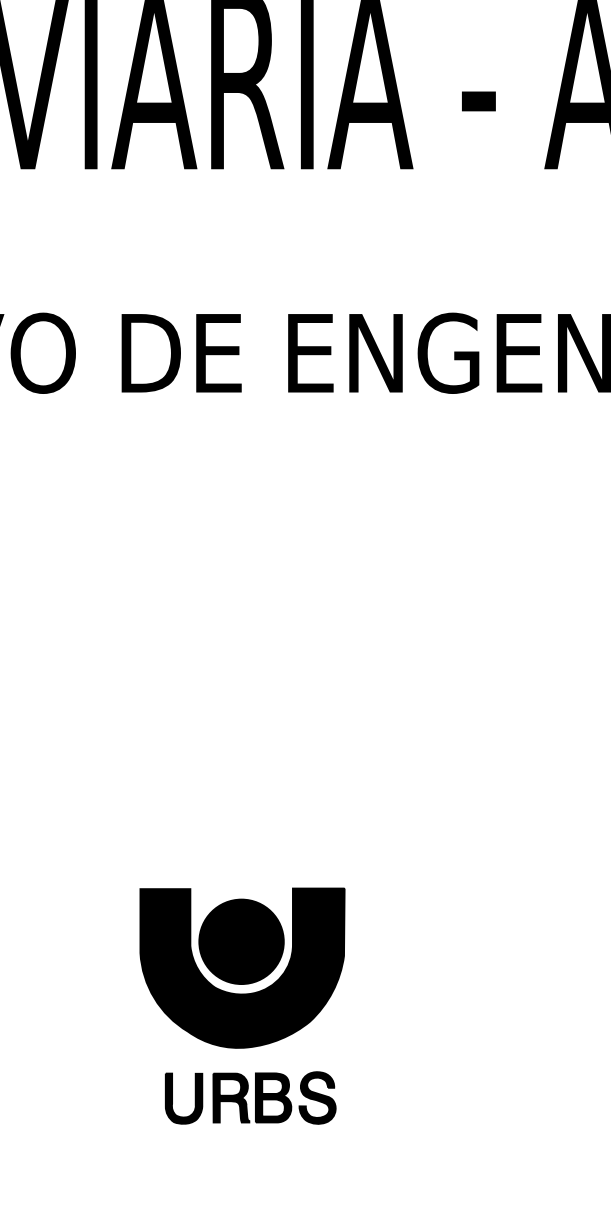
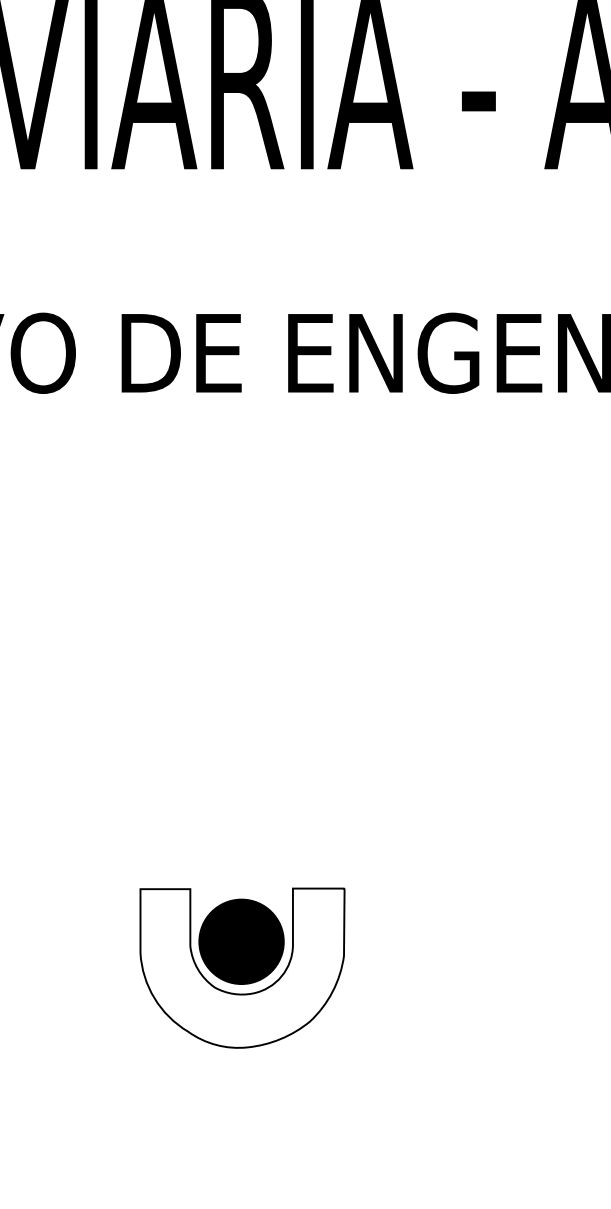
fill: present -> none (242, 967)
part: present -> none (250, 1097)
